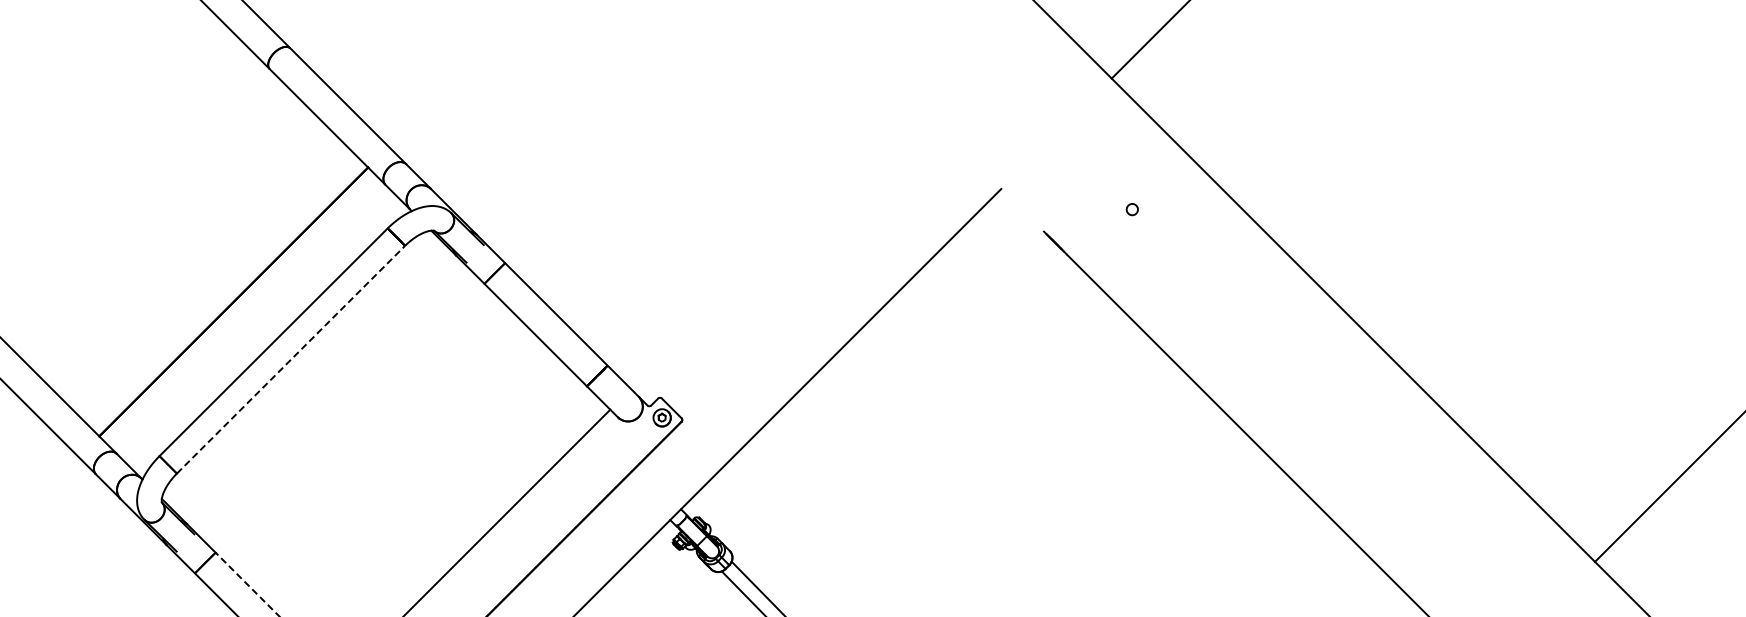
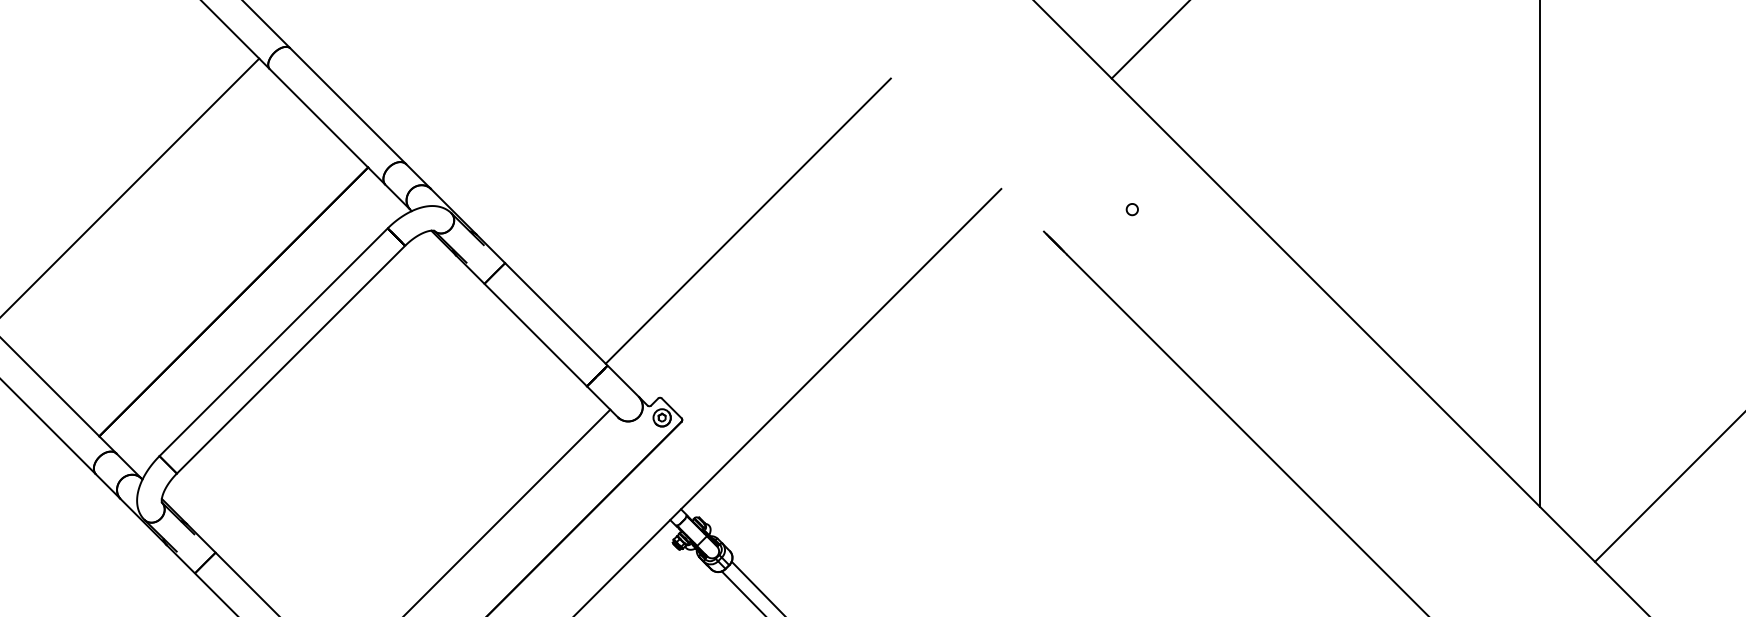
line: none -> present (130, 186)
line: none -> present (747, 220)
line: none -> present (1540, 254)
line: dashed -> solid (291, 359)
line: dashed -> solid (247, 584)
